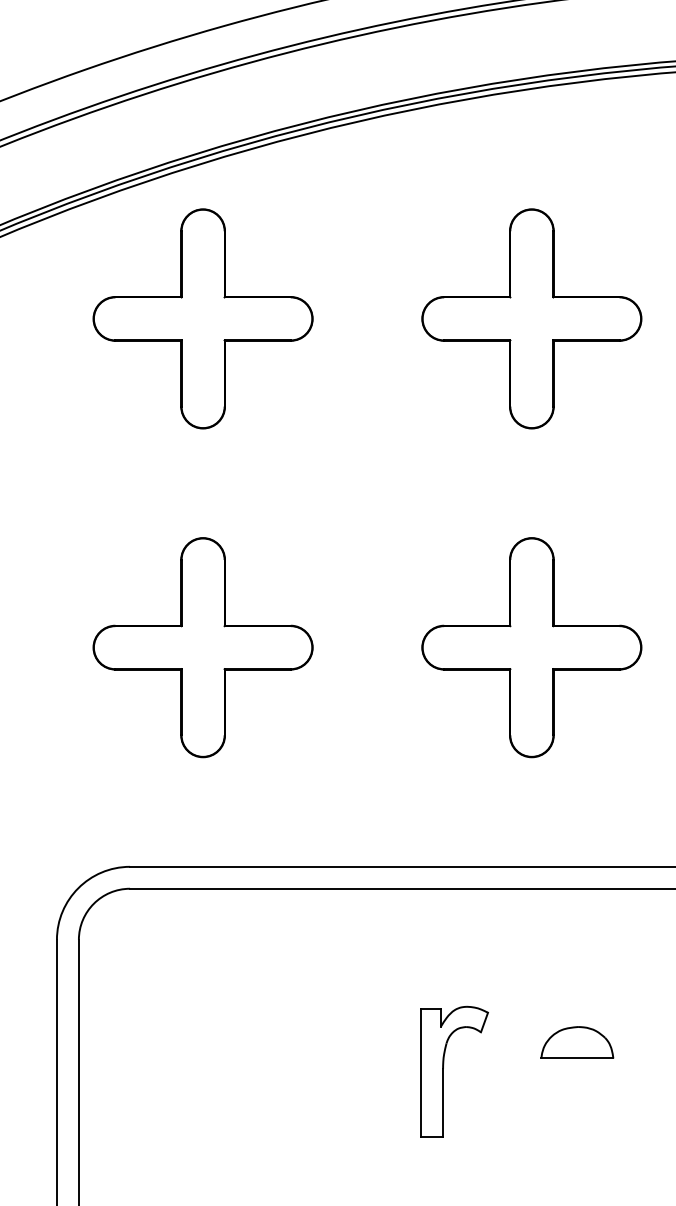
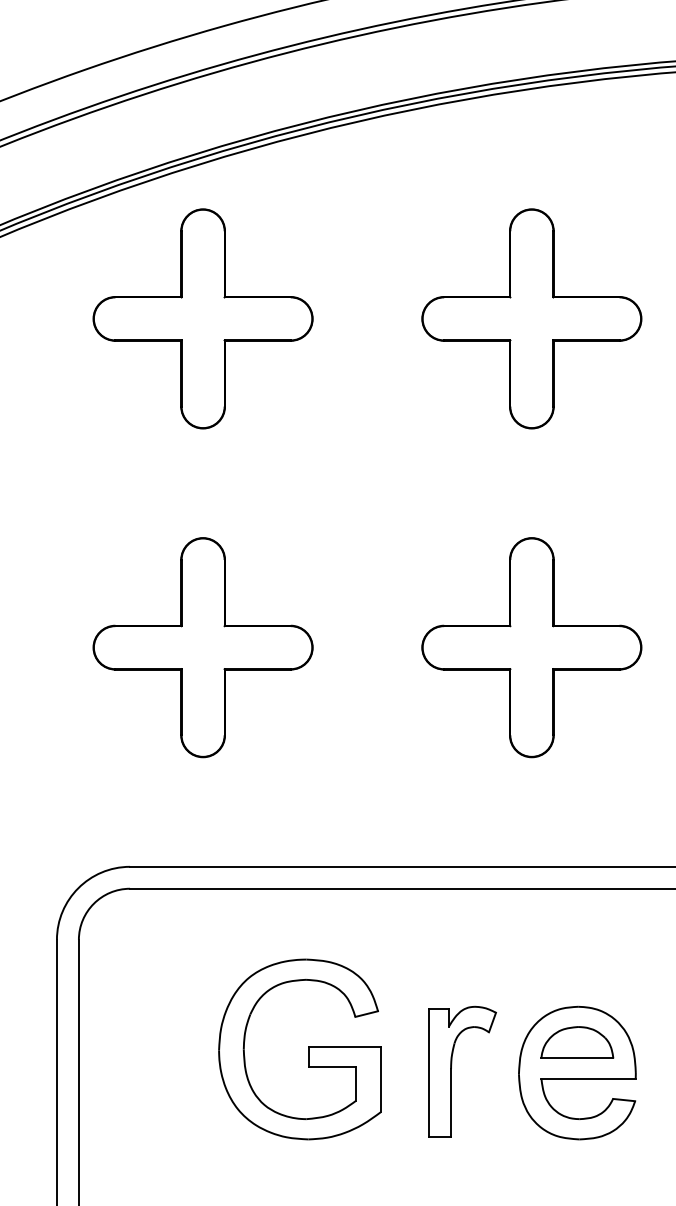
part: none -> present (308, 1049)
part position: (443, 1071) -> (451, 1071) (451, 1071)
part: none -> present (577, 1072)
